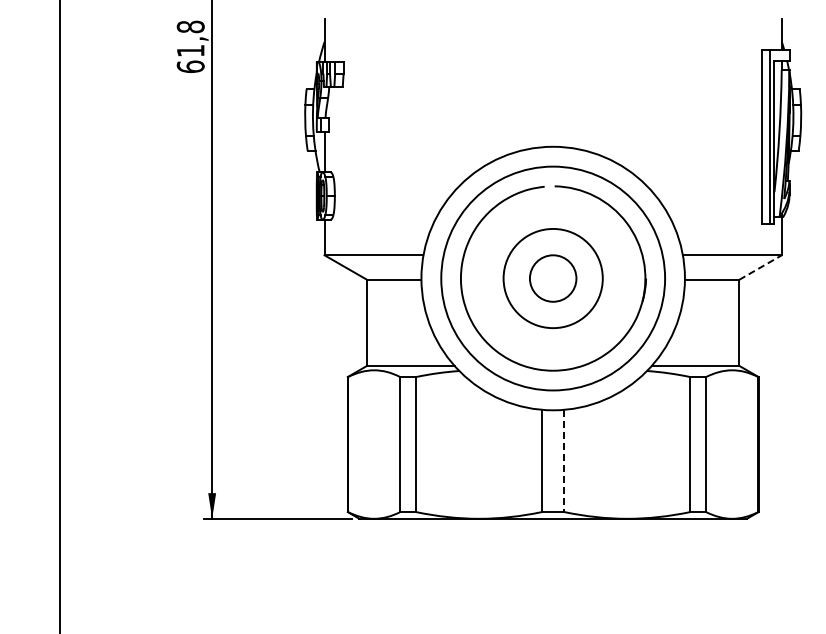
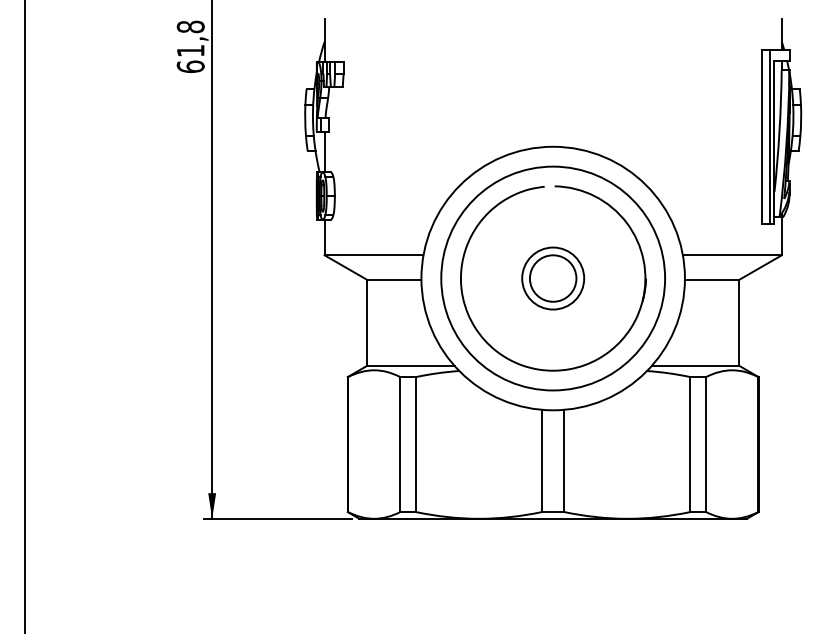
line: dashed -> solid (760, 267)
circle diameter: 99 px -> 62 px (553, 278)
line position: (59, 316) -> (24, 316) (24, 316)
line: dashed -> solid (564, 461)
